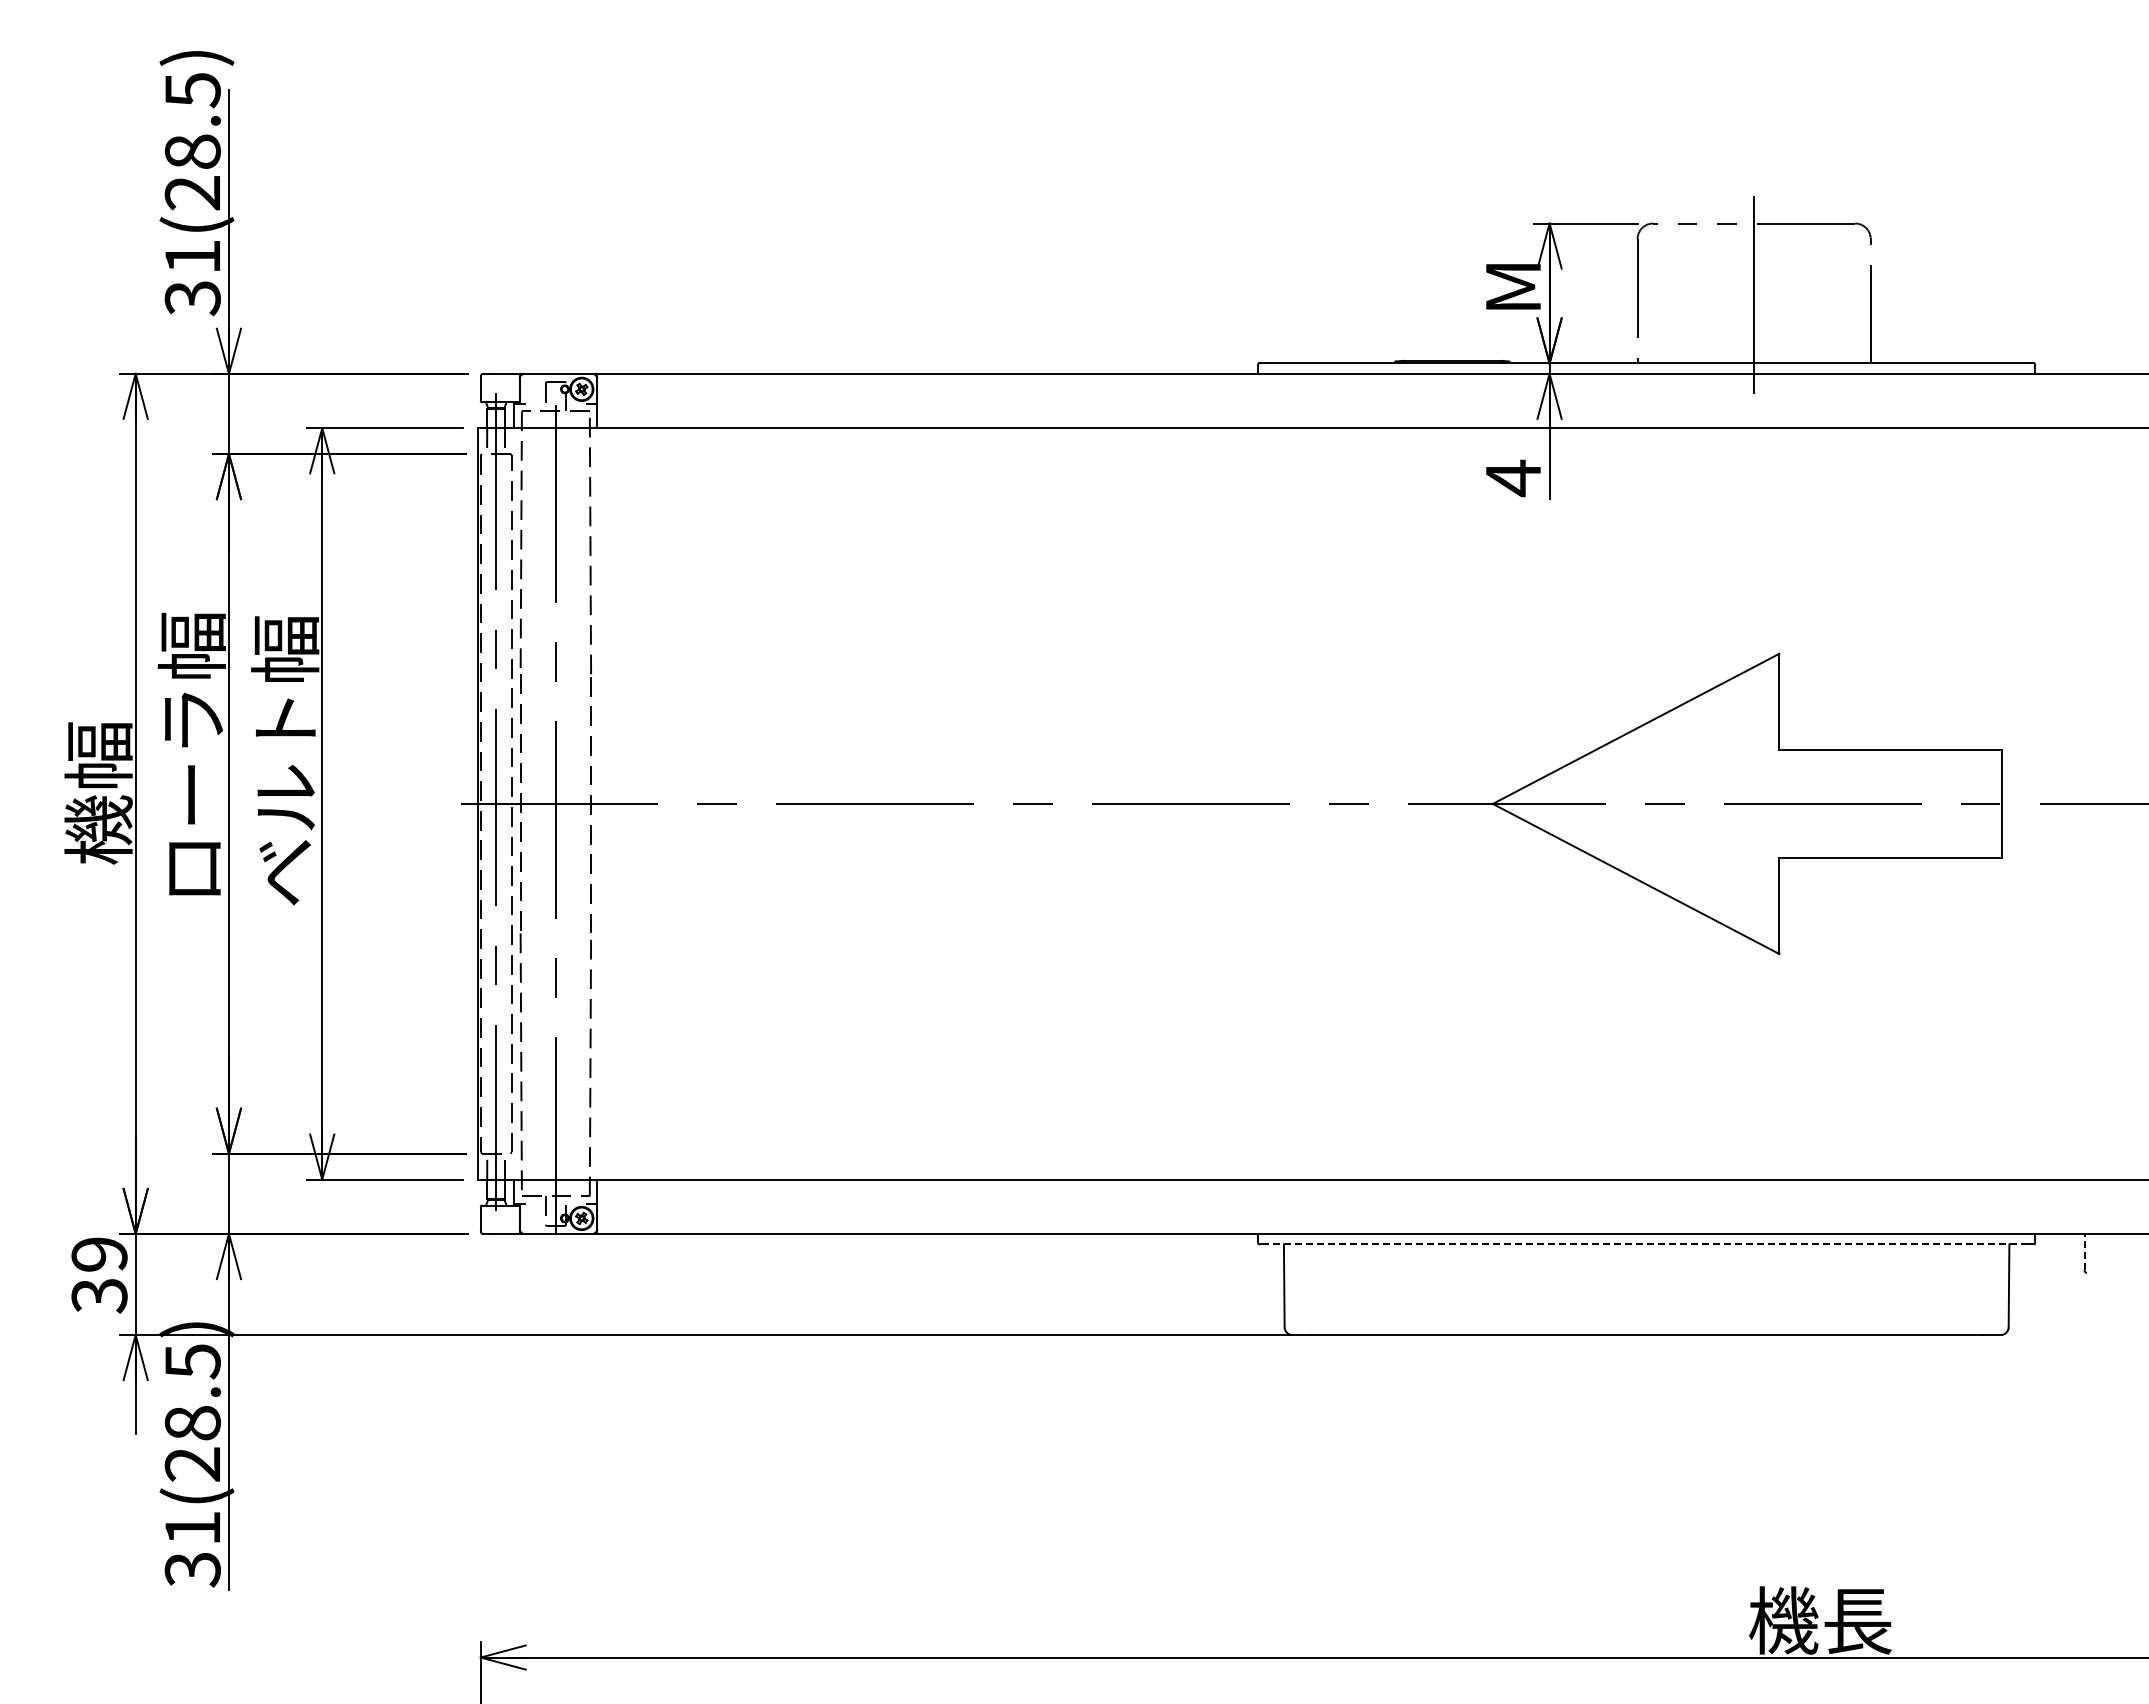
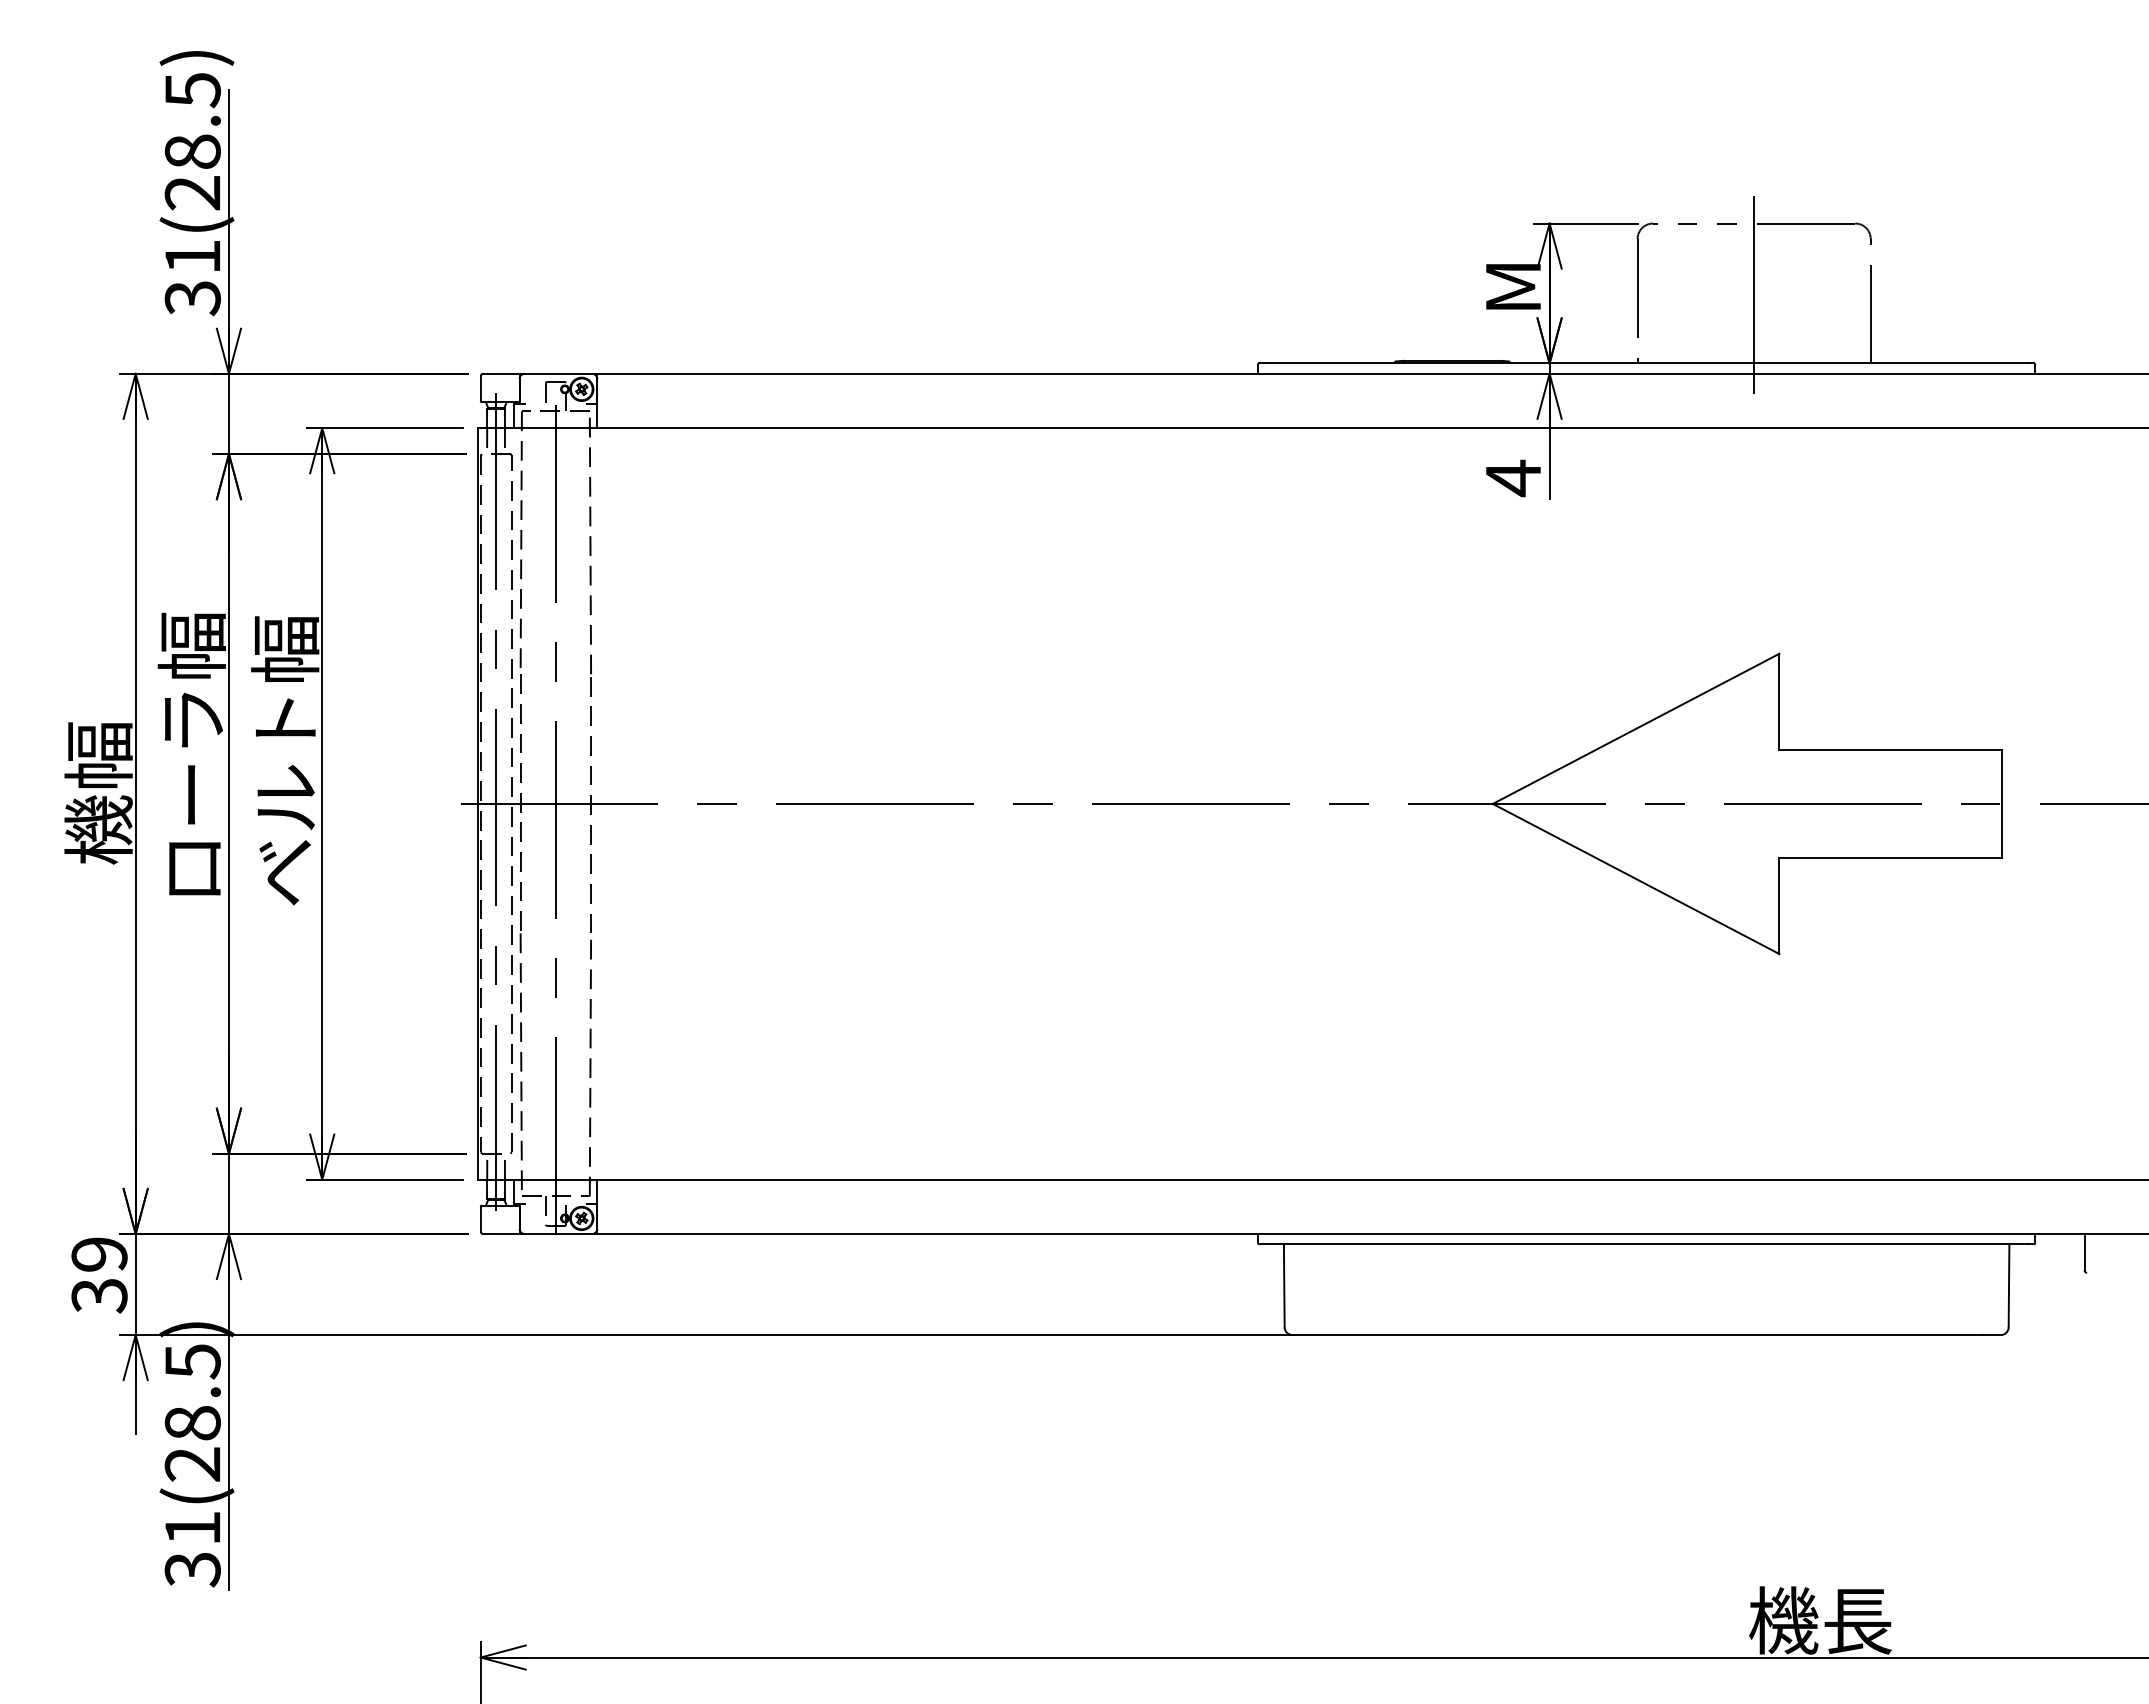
line: dashed -> solid (1646, 1244)
line: dashed -> solid (2084, 1251)
